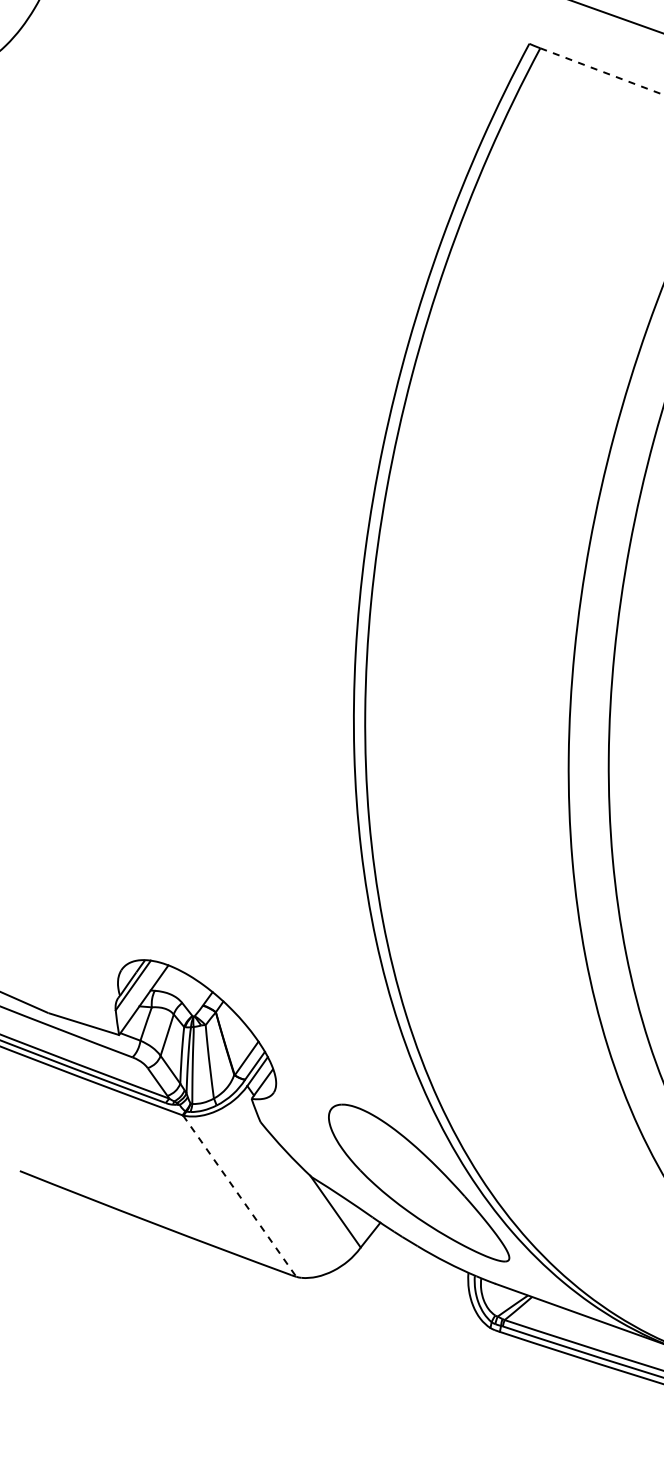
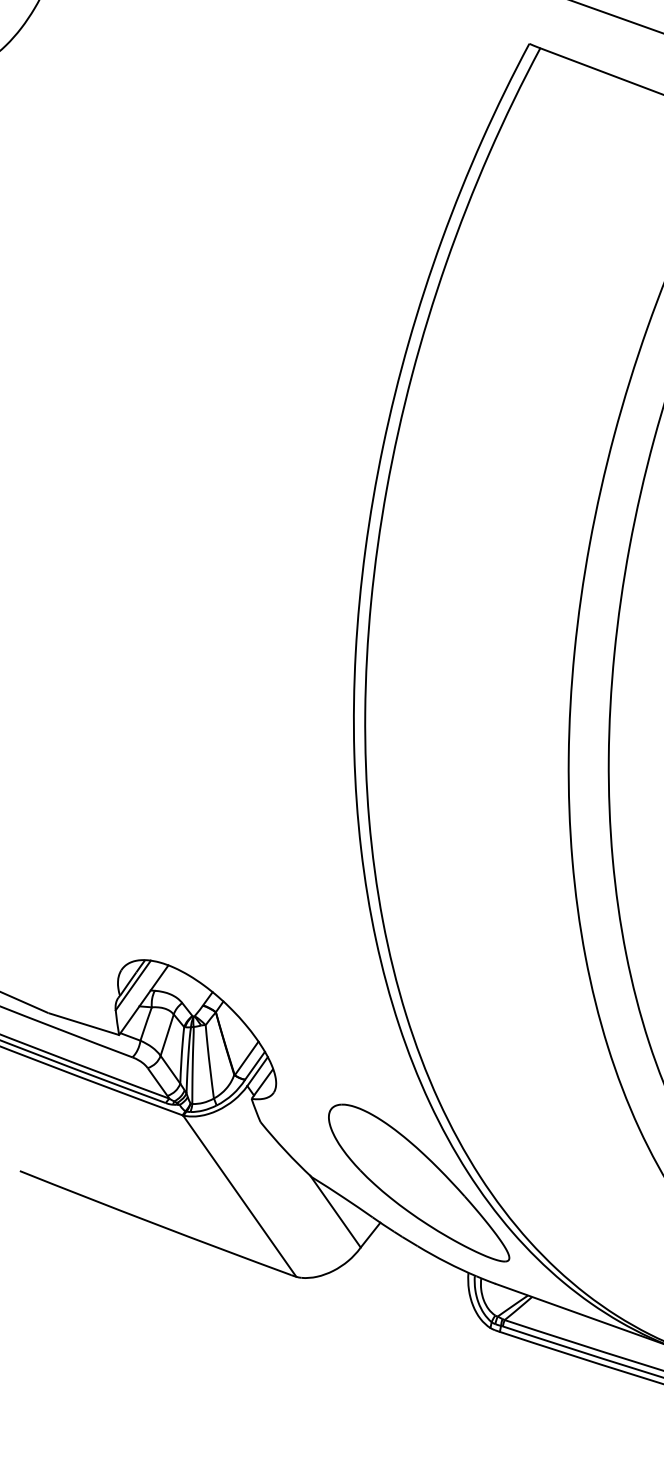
line: dashed -> solid (601, 71)
line: dashed -> solid (239, 1196)
